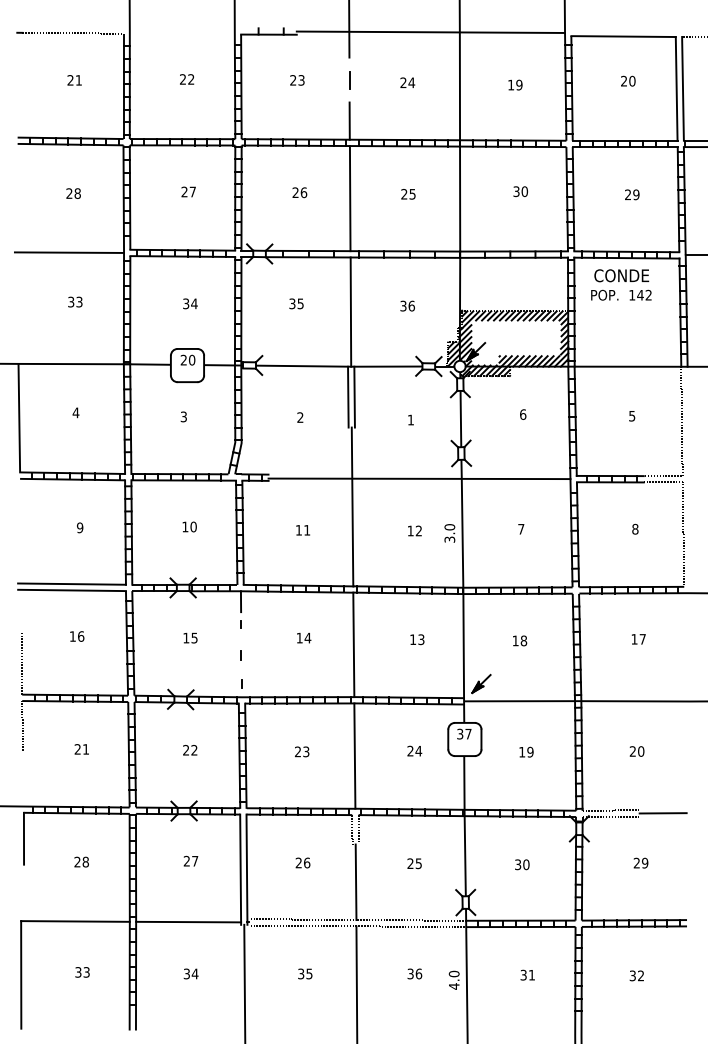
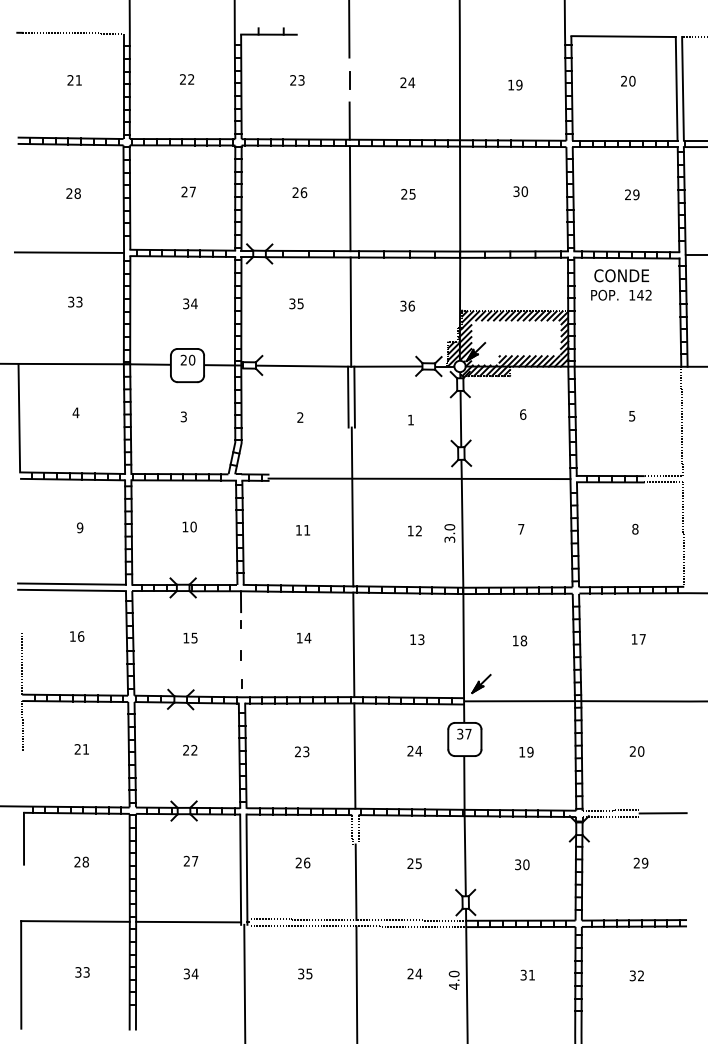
line: present -> none (430, 31)
text: 36 -> 24 (414, 973)
